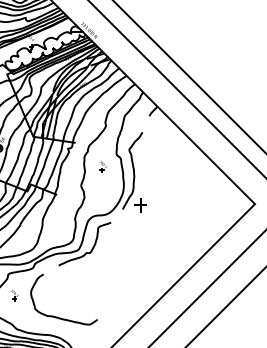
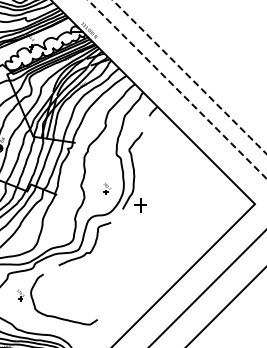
line: solid -> dashed (189, 76)
line: solid -> dashed (177, 89)
part position: (103, 166) -> (107, 188) (107, 188)
part position: (14, 295) -> (20, 295) (20, 295)
